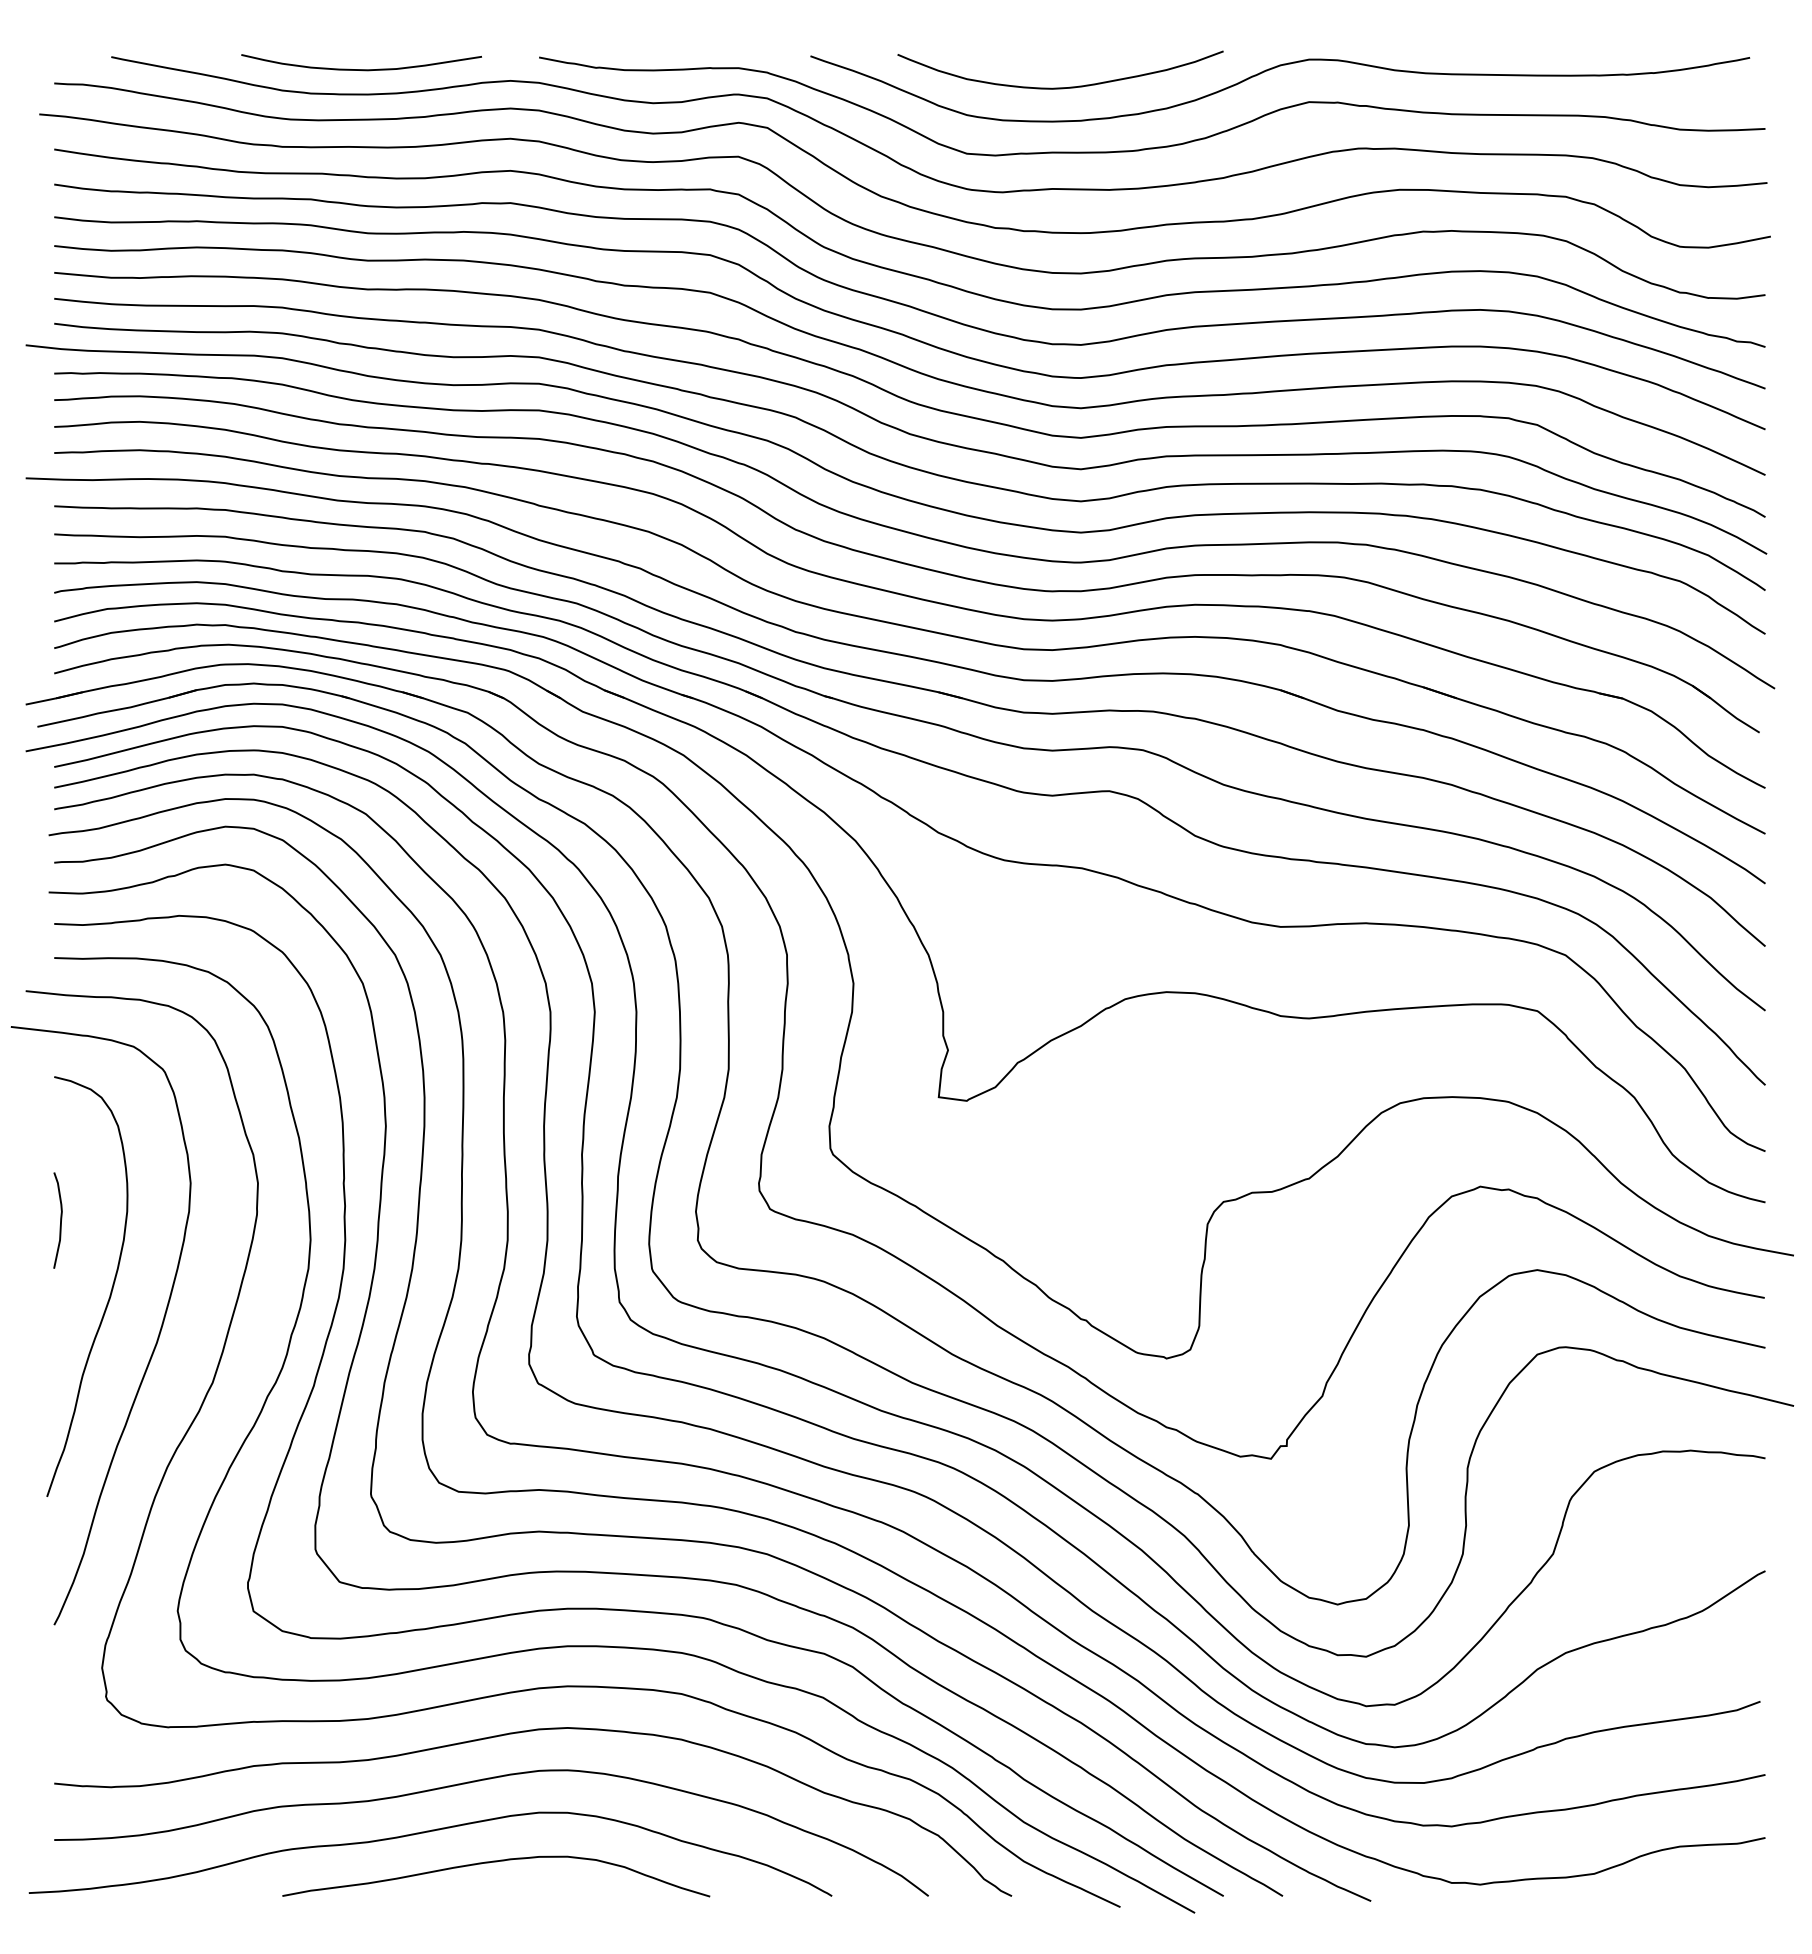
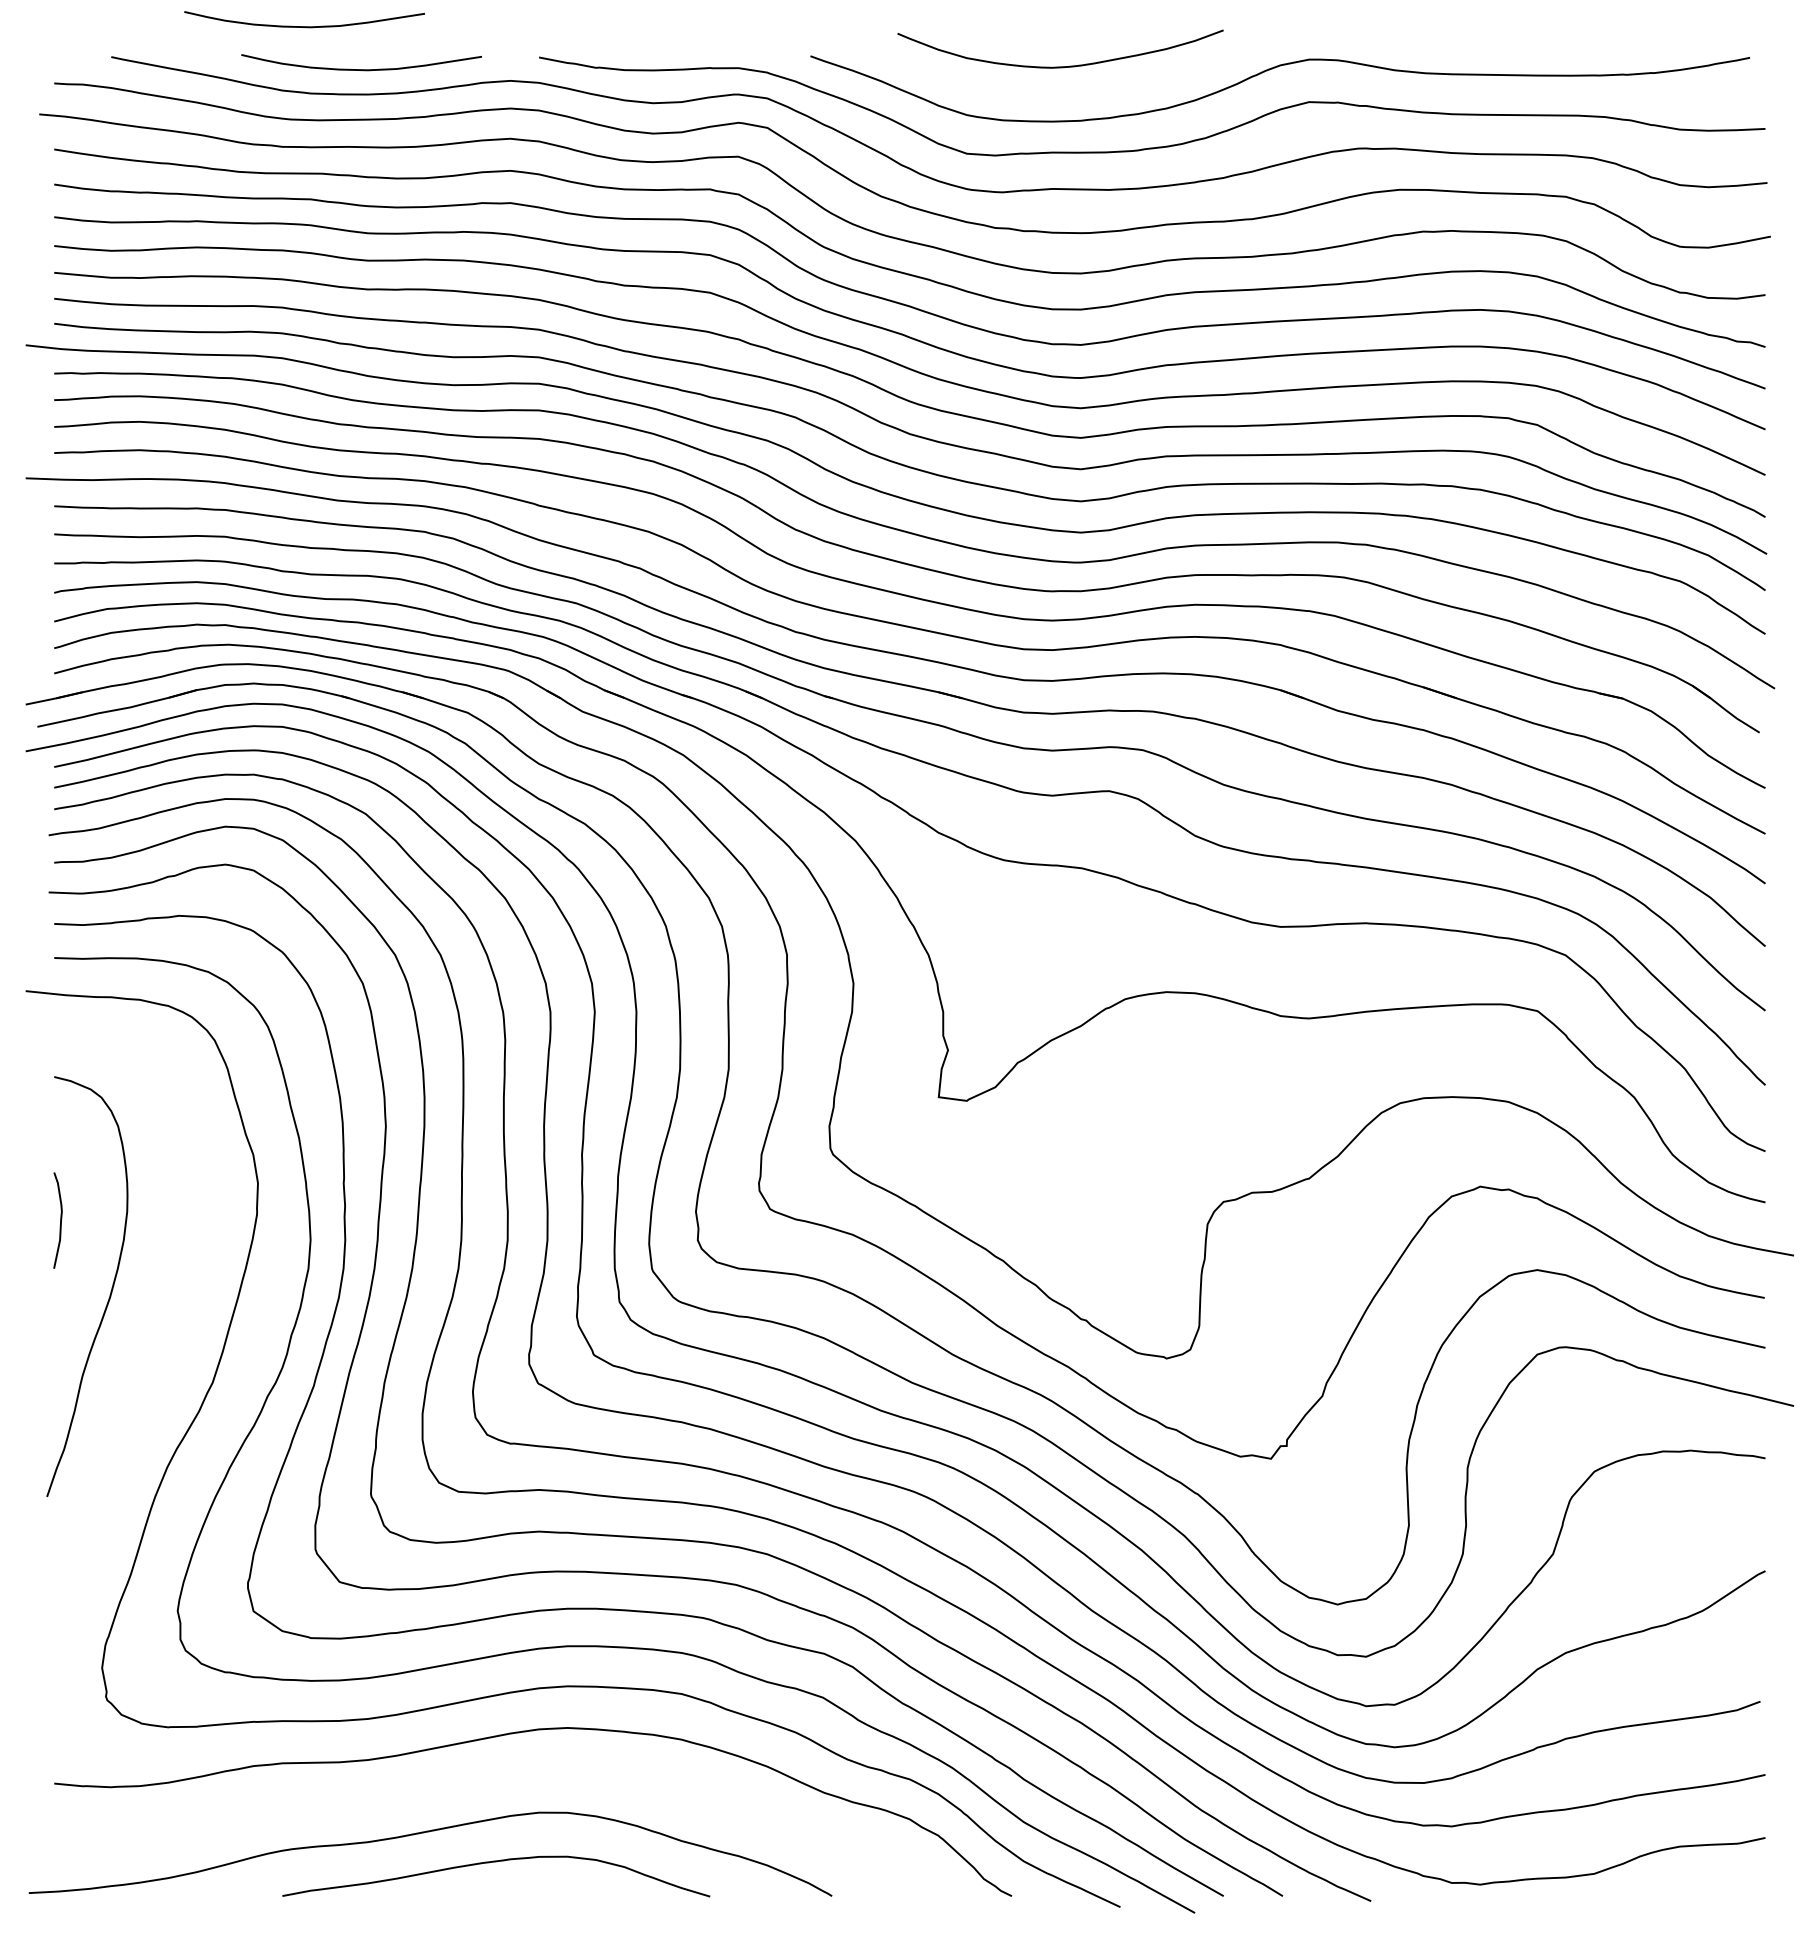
curve: none -> present (304, 26)
curve position: (1060, 87) -> (1060, 66) (1060, 66)
curve: present -> none (154, 1345)
curve: present -> none (480, 1781)
